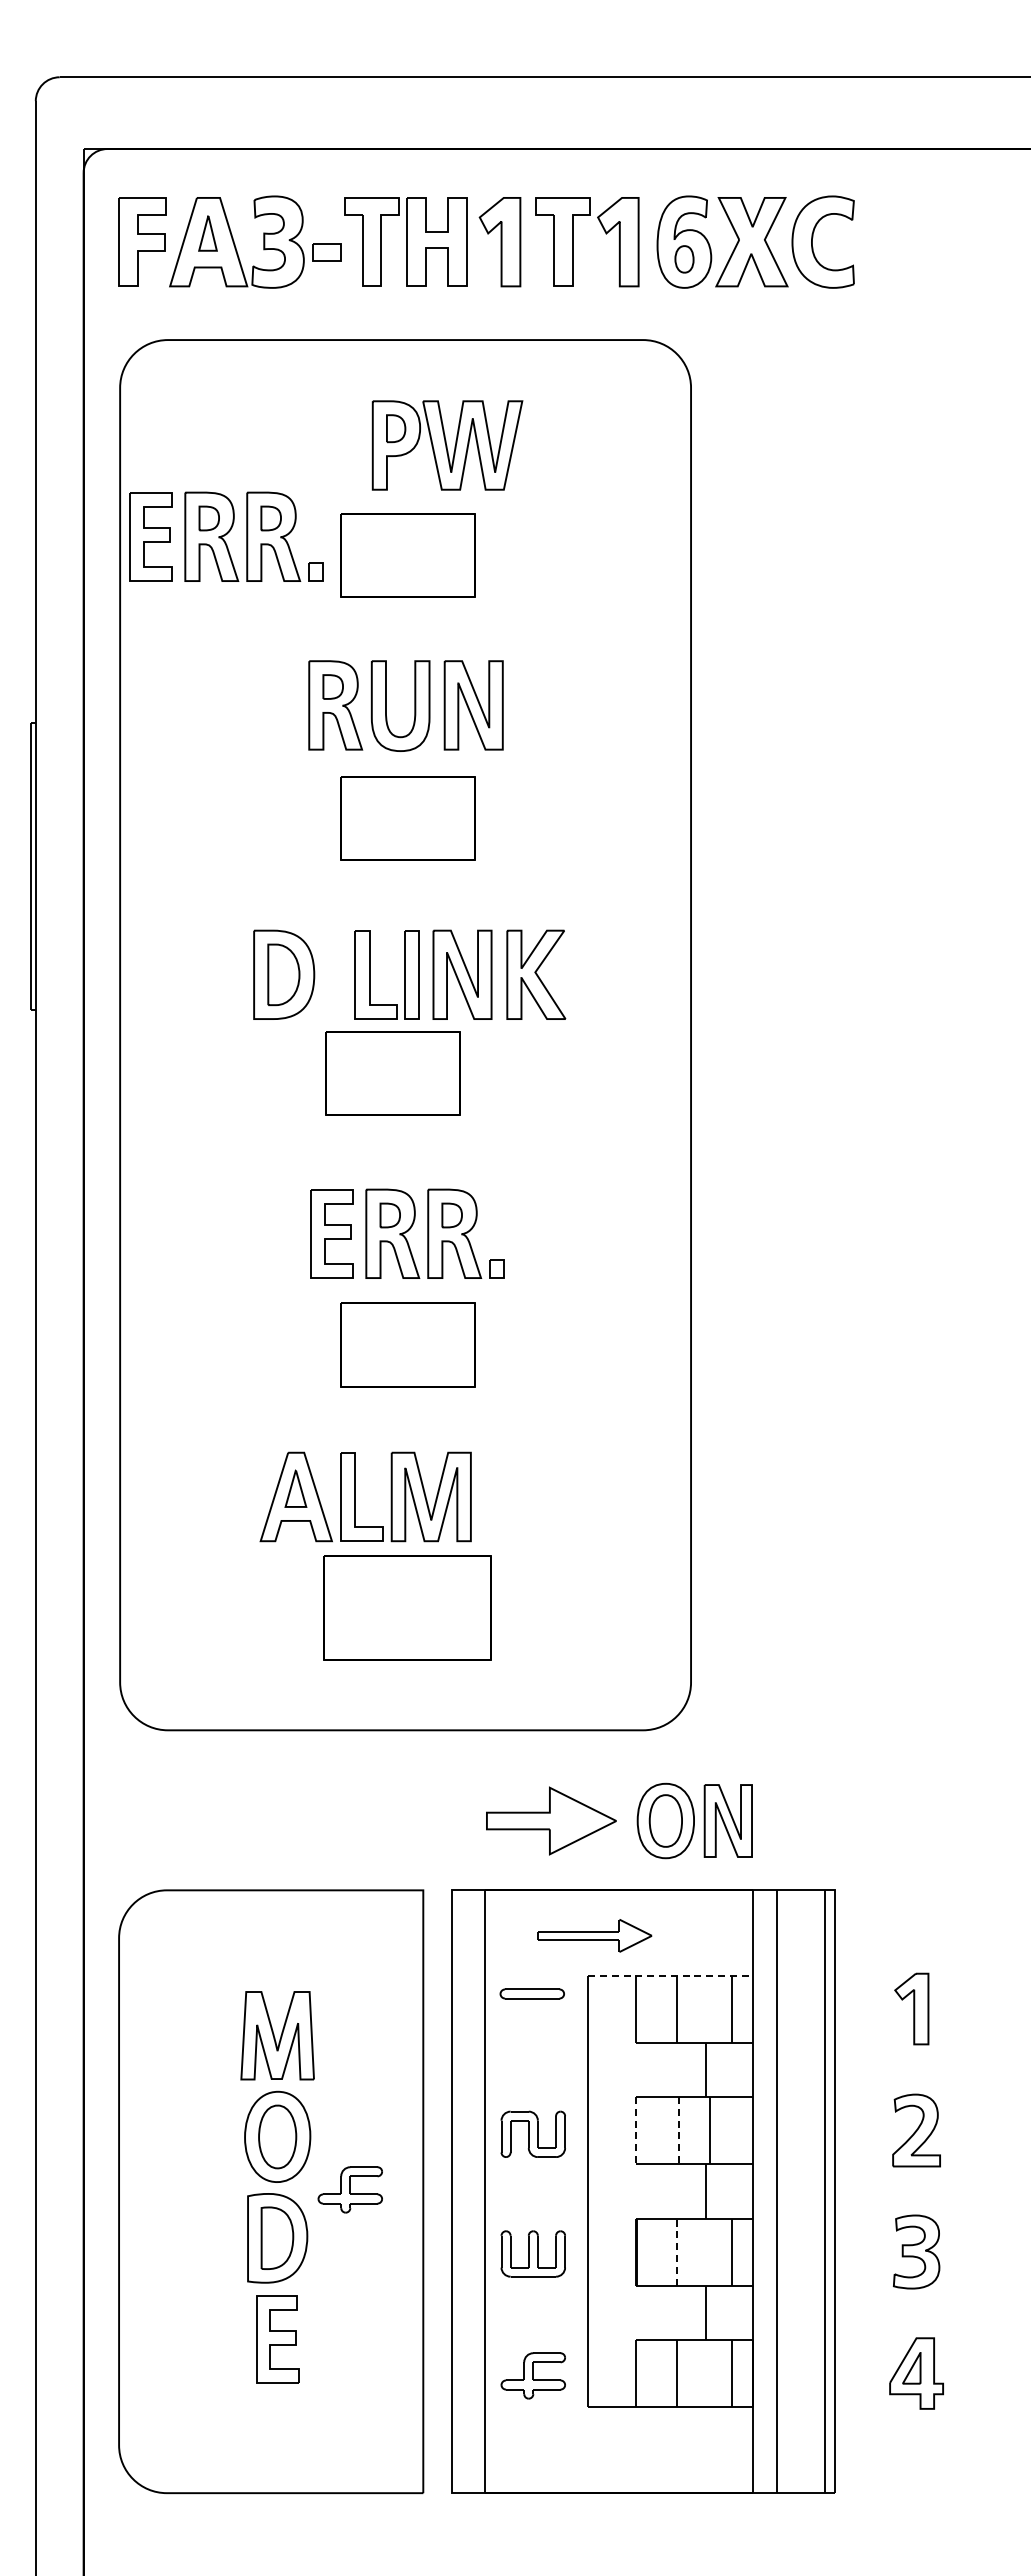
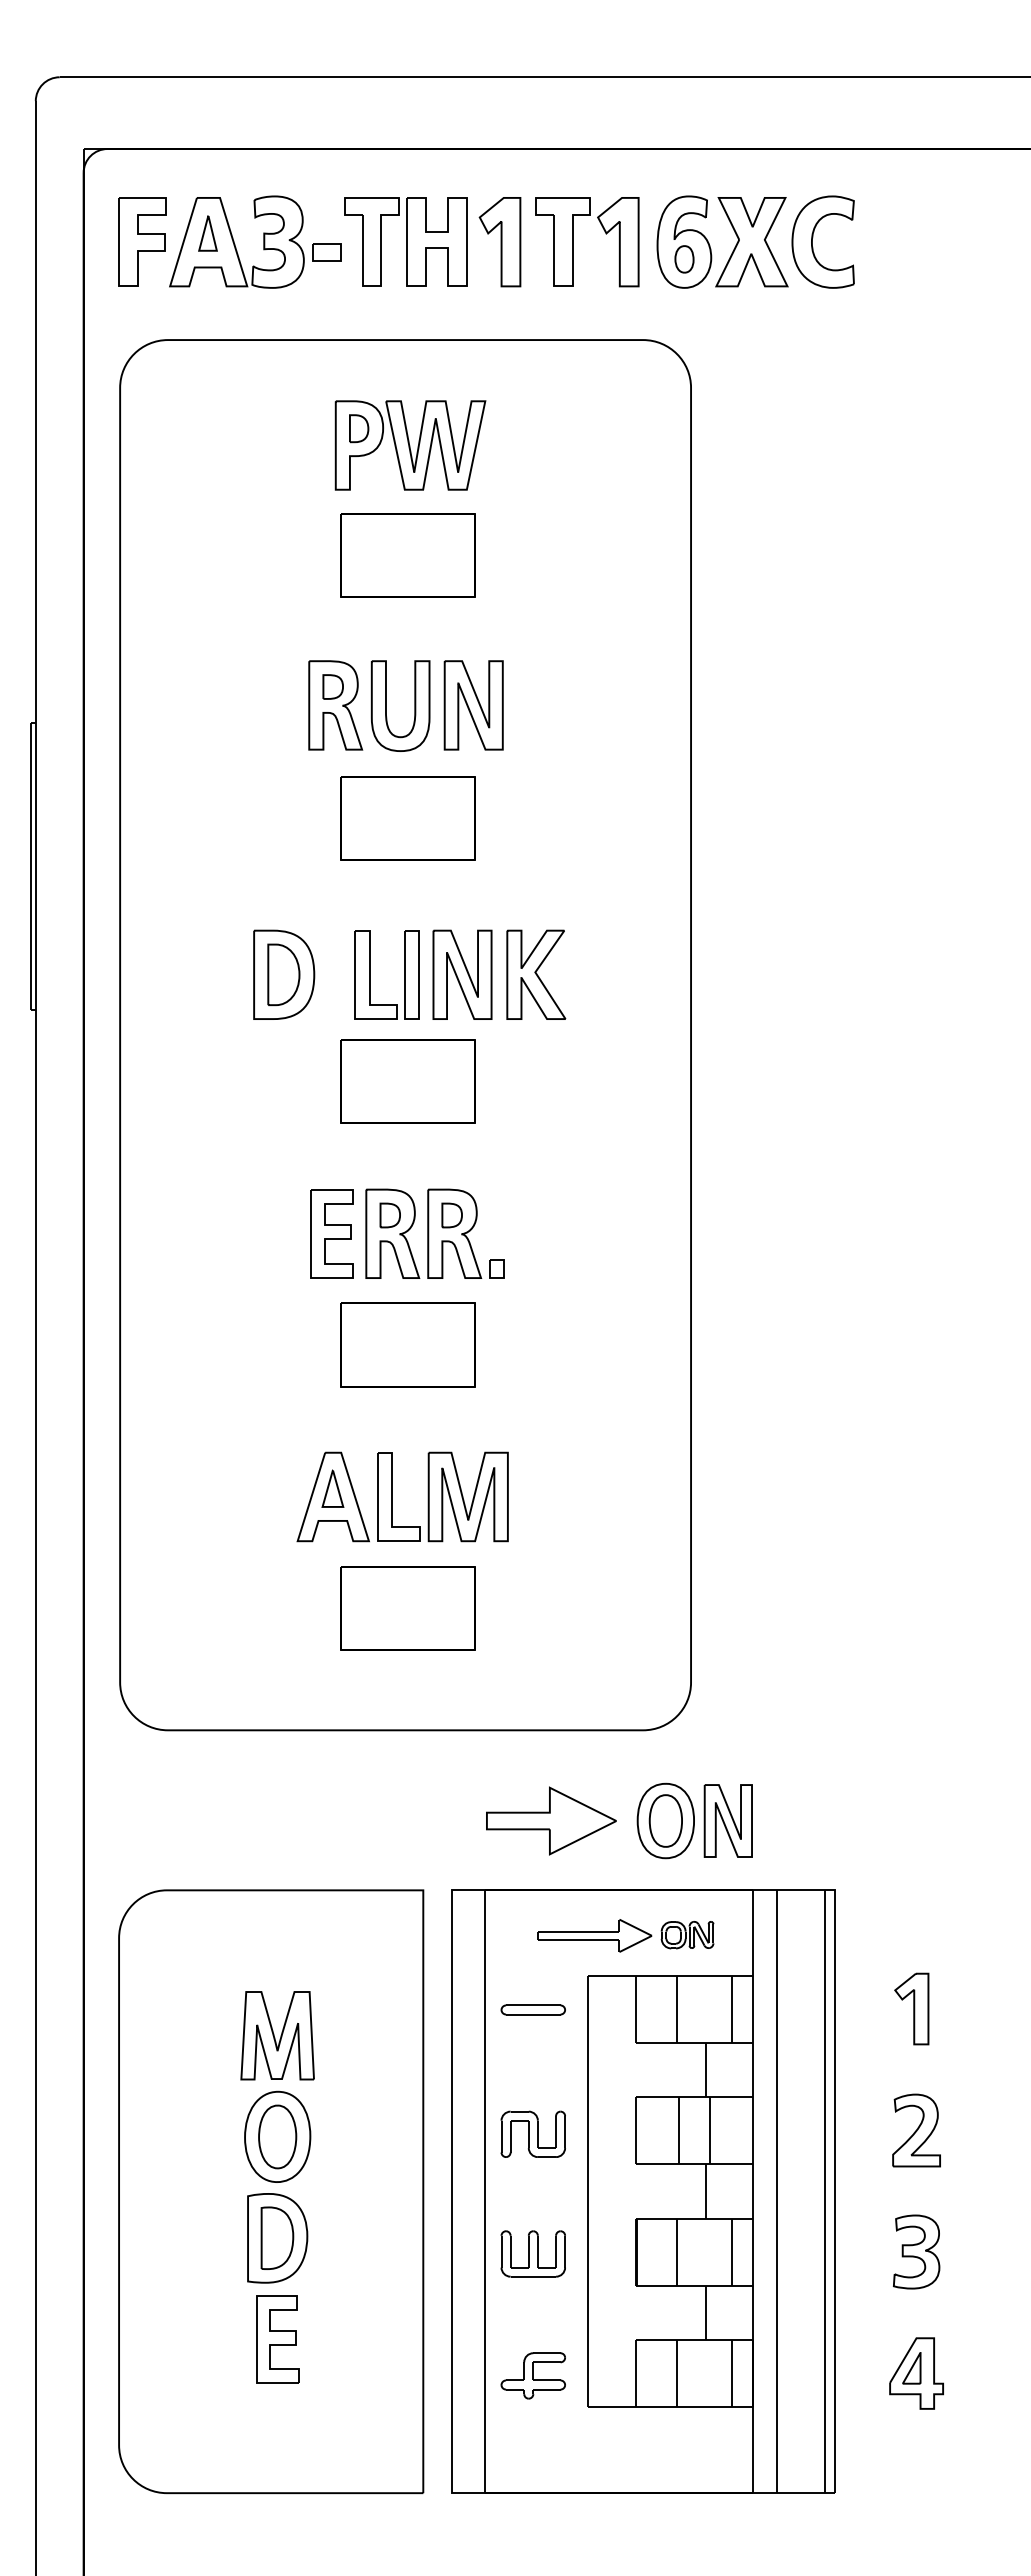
part position: (447, 445) -> (410, 445) (410, 445)
part: present -> none (226, 536)
part position: (392, 1073) -> (407, 1081) (407, 1081)
part position: (355, 1496) -> (392, 1496) (392, 1496)
part size: 169x106 px -> 136x85 px (407, 1608)
part: none -> present (687, 1935)
line: dashed -> solid (670, 1975)
part position: (531, 1993) -> (532, 2009) (532, 2009)
line: dashed -> solid (636, 2131)
line: dashed -> solid (679, 2131)
part: present -> none (349, 2189)
line: dashed -> solid (676, 2251)
